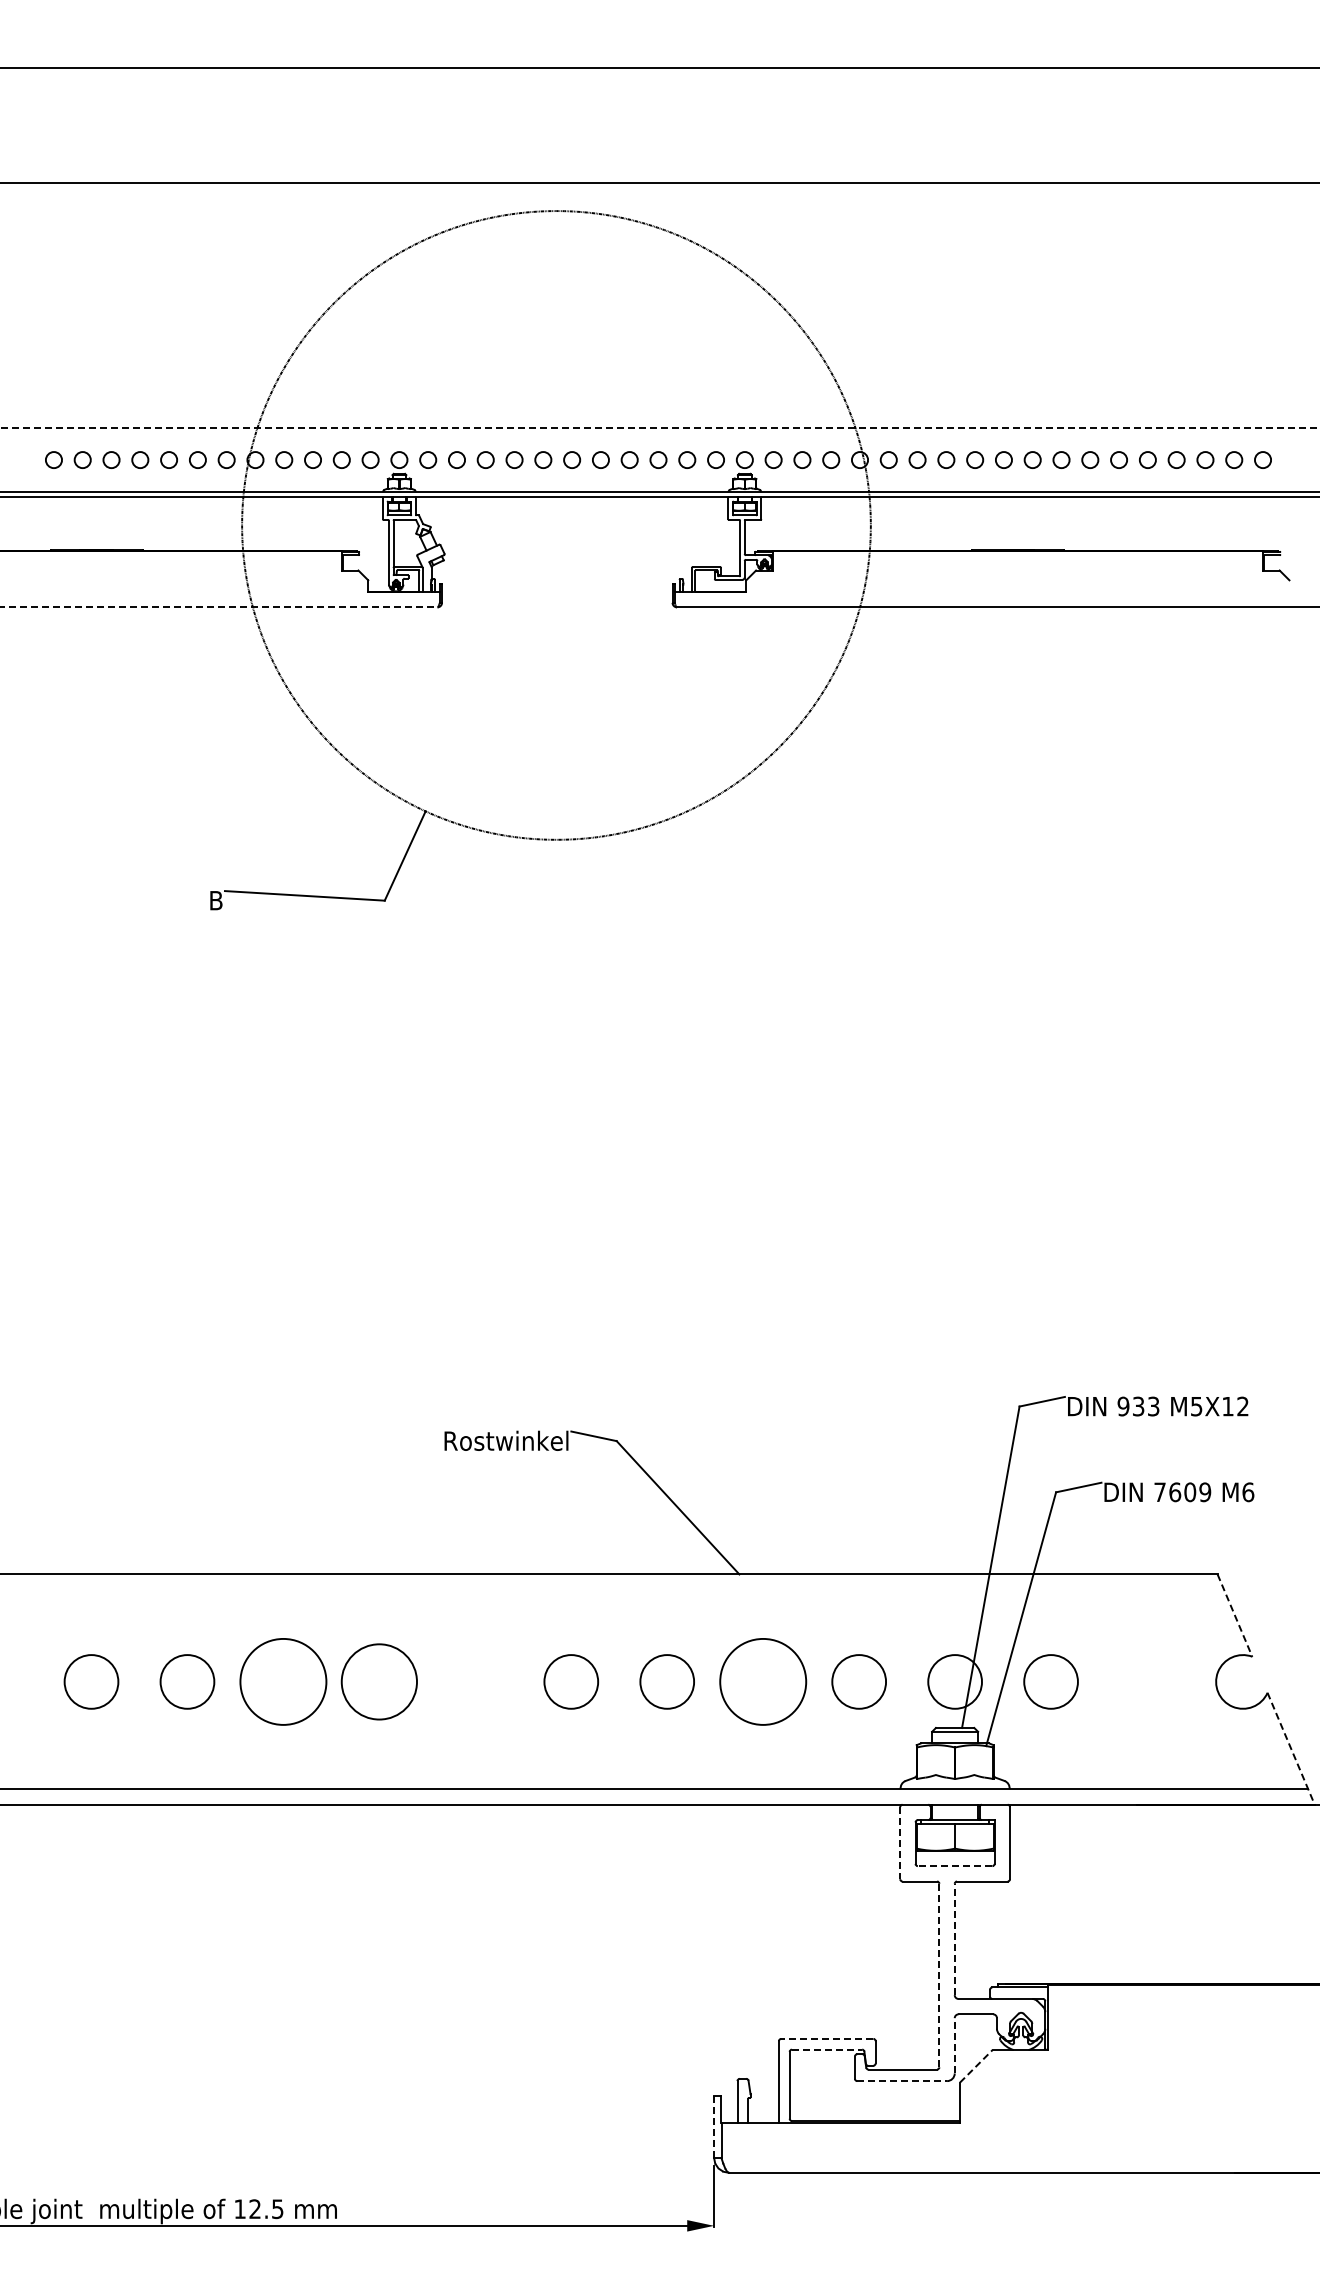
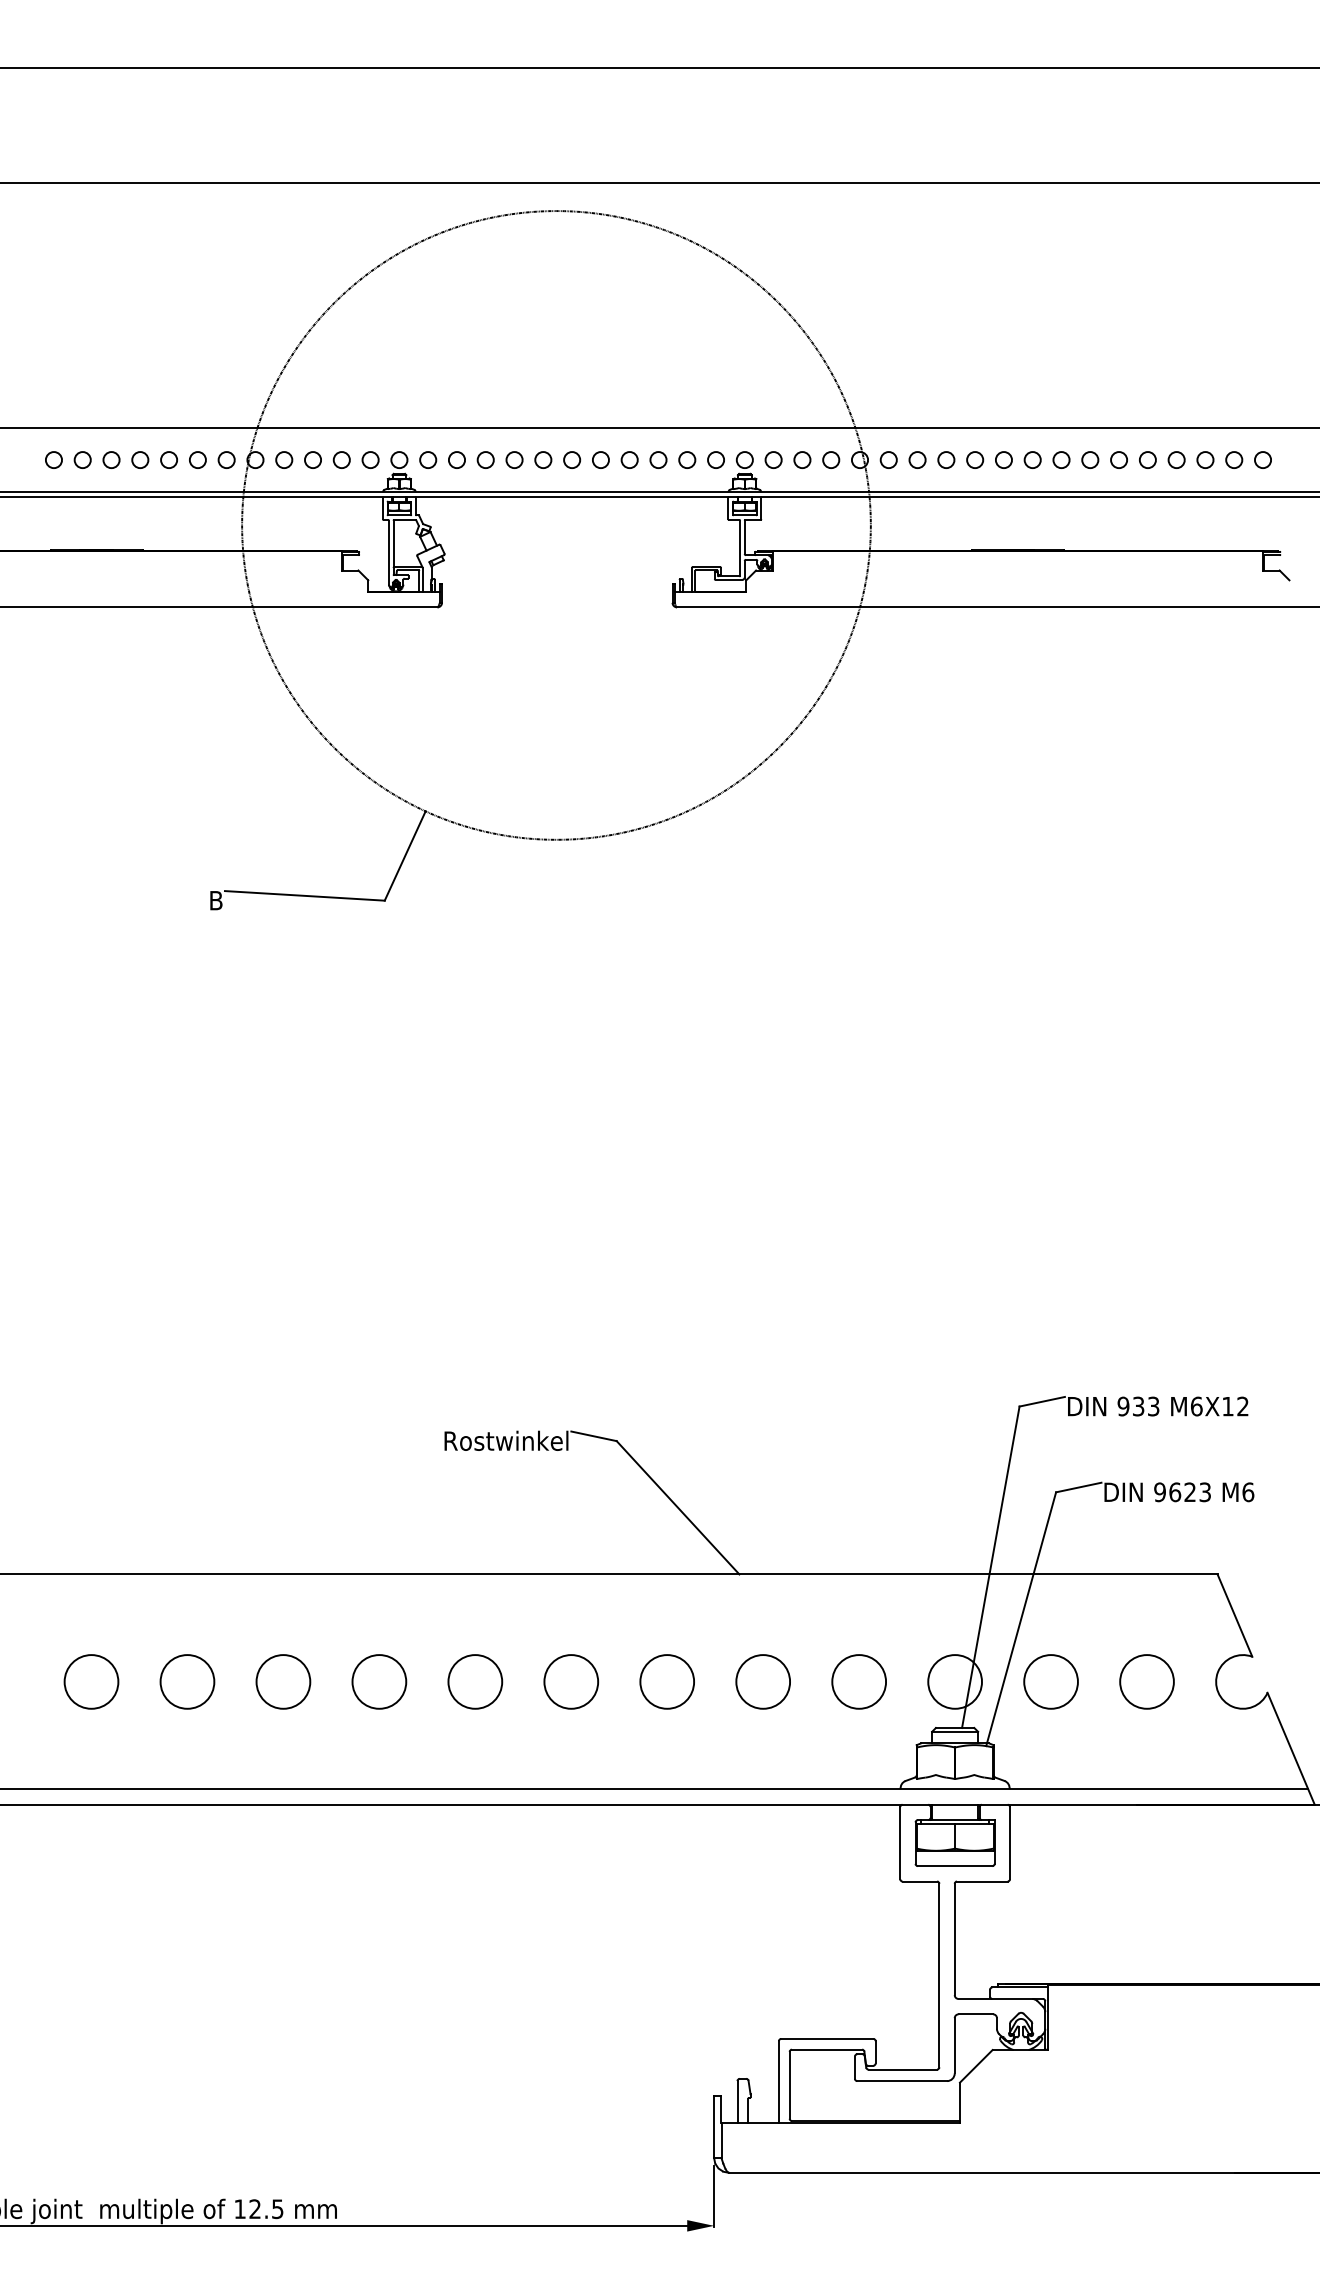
line: dashed -> solid (659, 427)
line: dashed -> solid (219, 607)
text: M5X12 -> M6X12 (1196, 1406)
text: 7609 -> 9623 (1182, 1492)
line: dashed -> solid (1234, 1615)
circle diameter: 86 px -> 54 px (283, 1681)
circle diameter: 75 px -> 54 px (379, 1681)
circle: none -> present (475, 1681)
circle diameter: 86 px -> 54 px (763, 1681)
circle: none -> present (1146, 1681)
line: dashed -> solid (1291, 1748)
line: dashed -> solid (900, 1843)
line: dashed -> solid (954, 1866)
line: dashed -> solid (954, 1939)
line: dashed -> solid (939, 1975)
line: dashed -> solid (826, 2038)
line: dashed -> solid (954, 2045)
line: dashed -> solid (827, 2049)
line: dashed -> solid (976, 2065)
line: dashed -> solid (902, 2081)
line: dashed -> solid (714, 2126)
